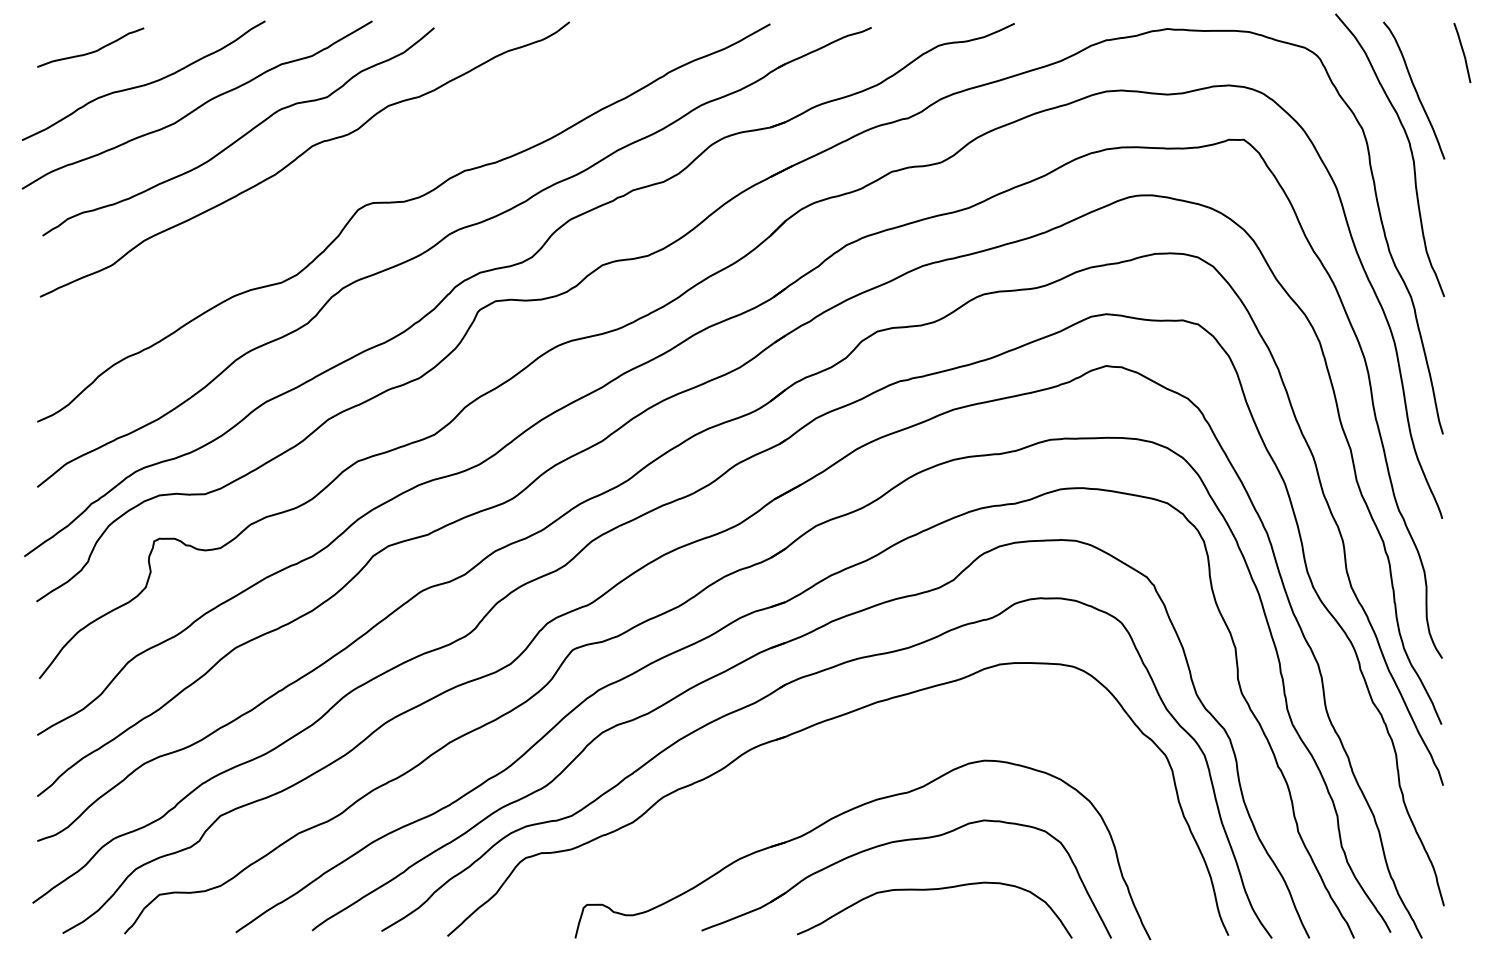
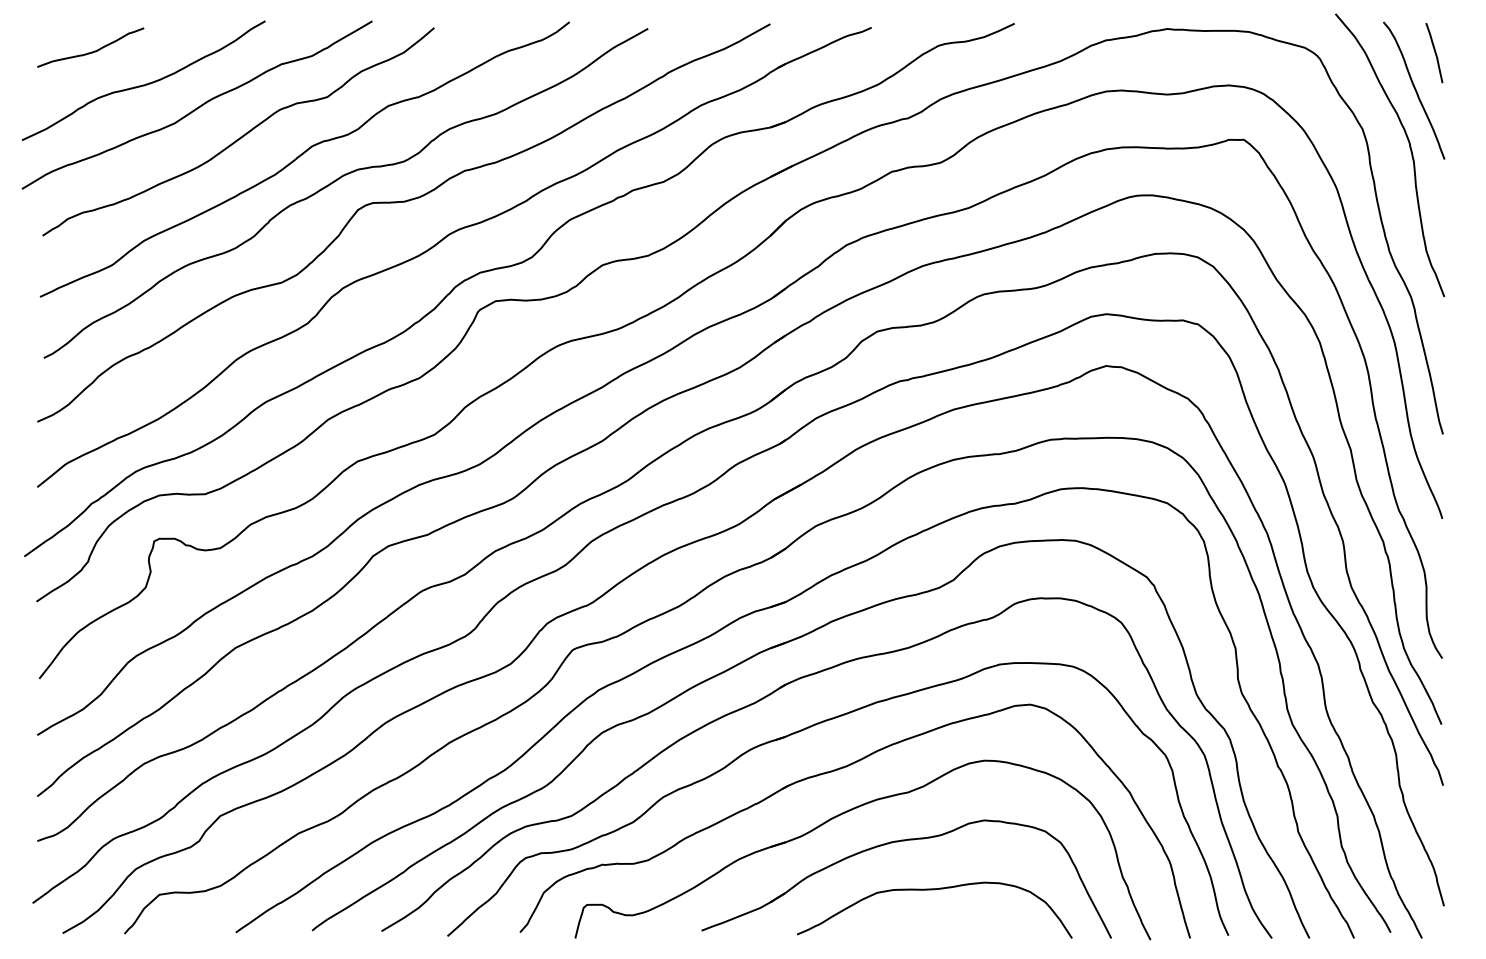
curve position: (1462, 53) -> (1434, 53) (1434, 53)
curve: none -> present (336, 181)
part: none -> present (832, 772)
